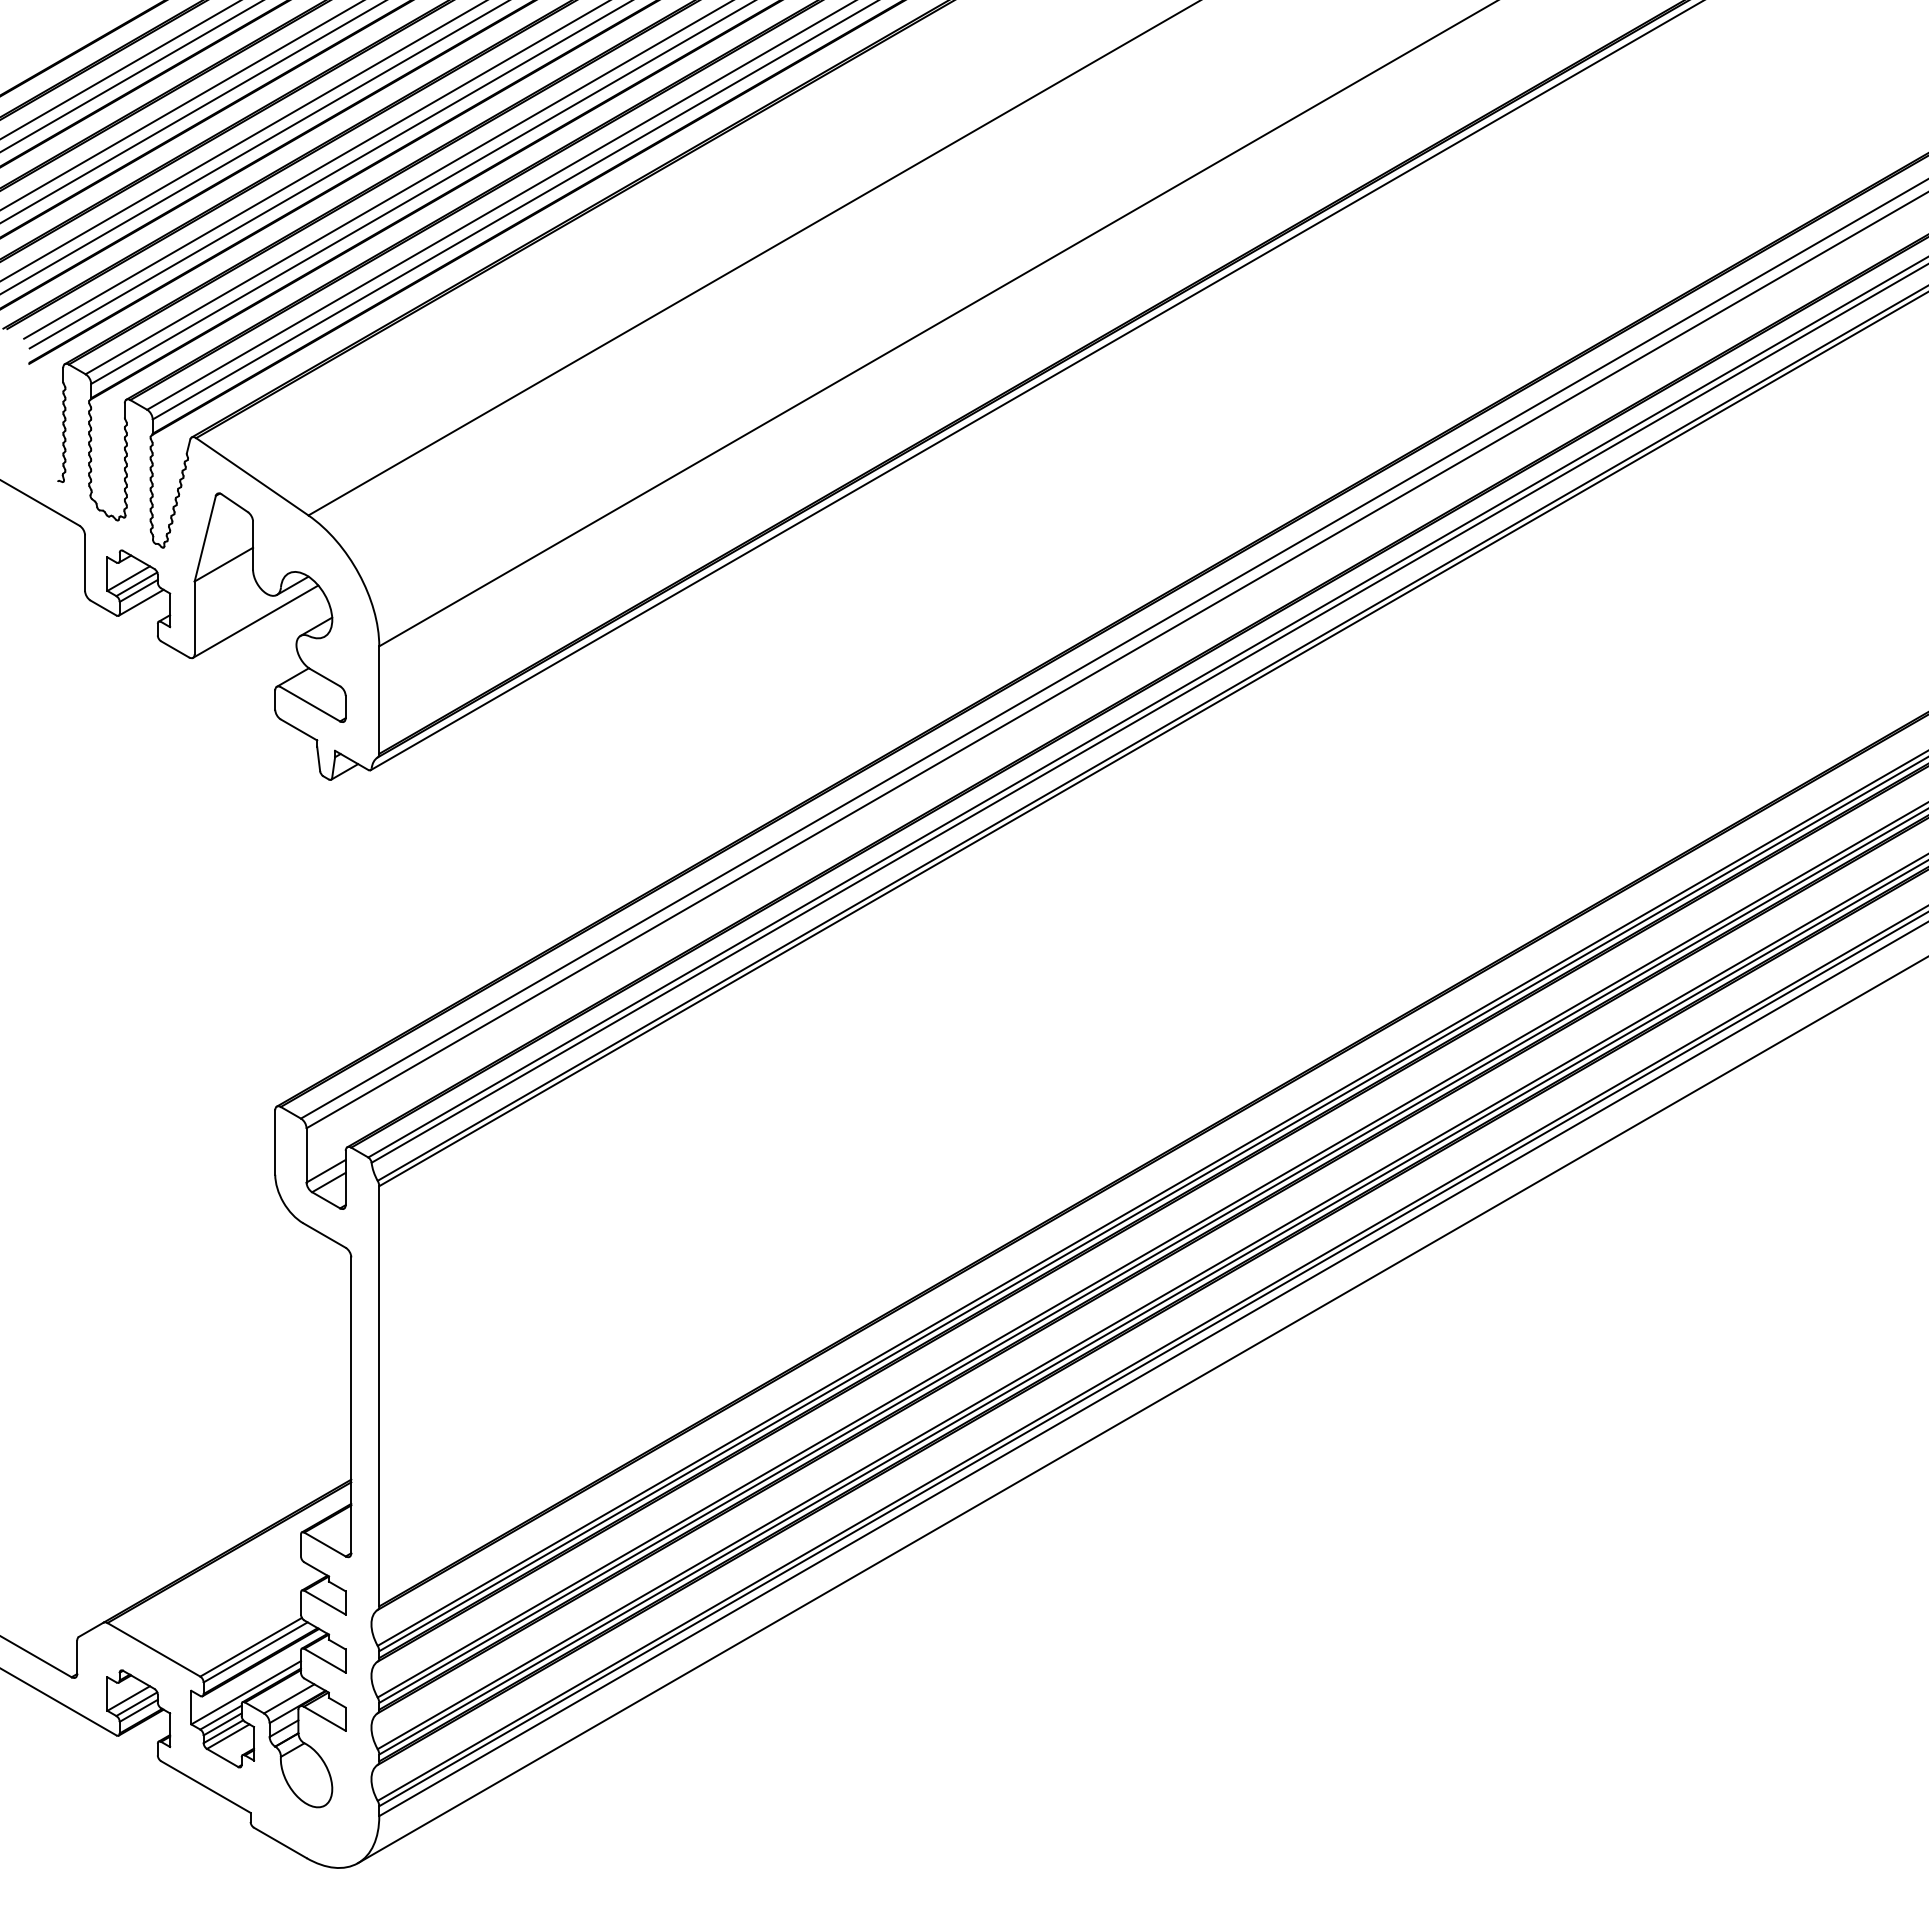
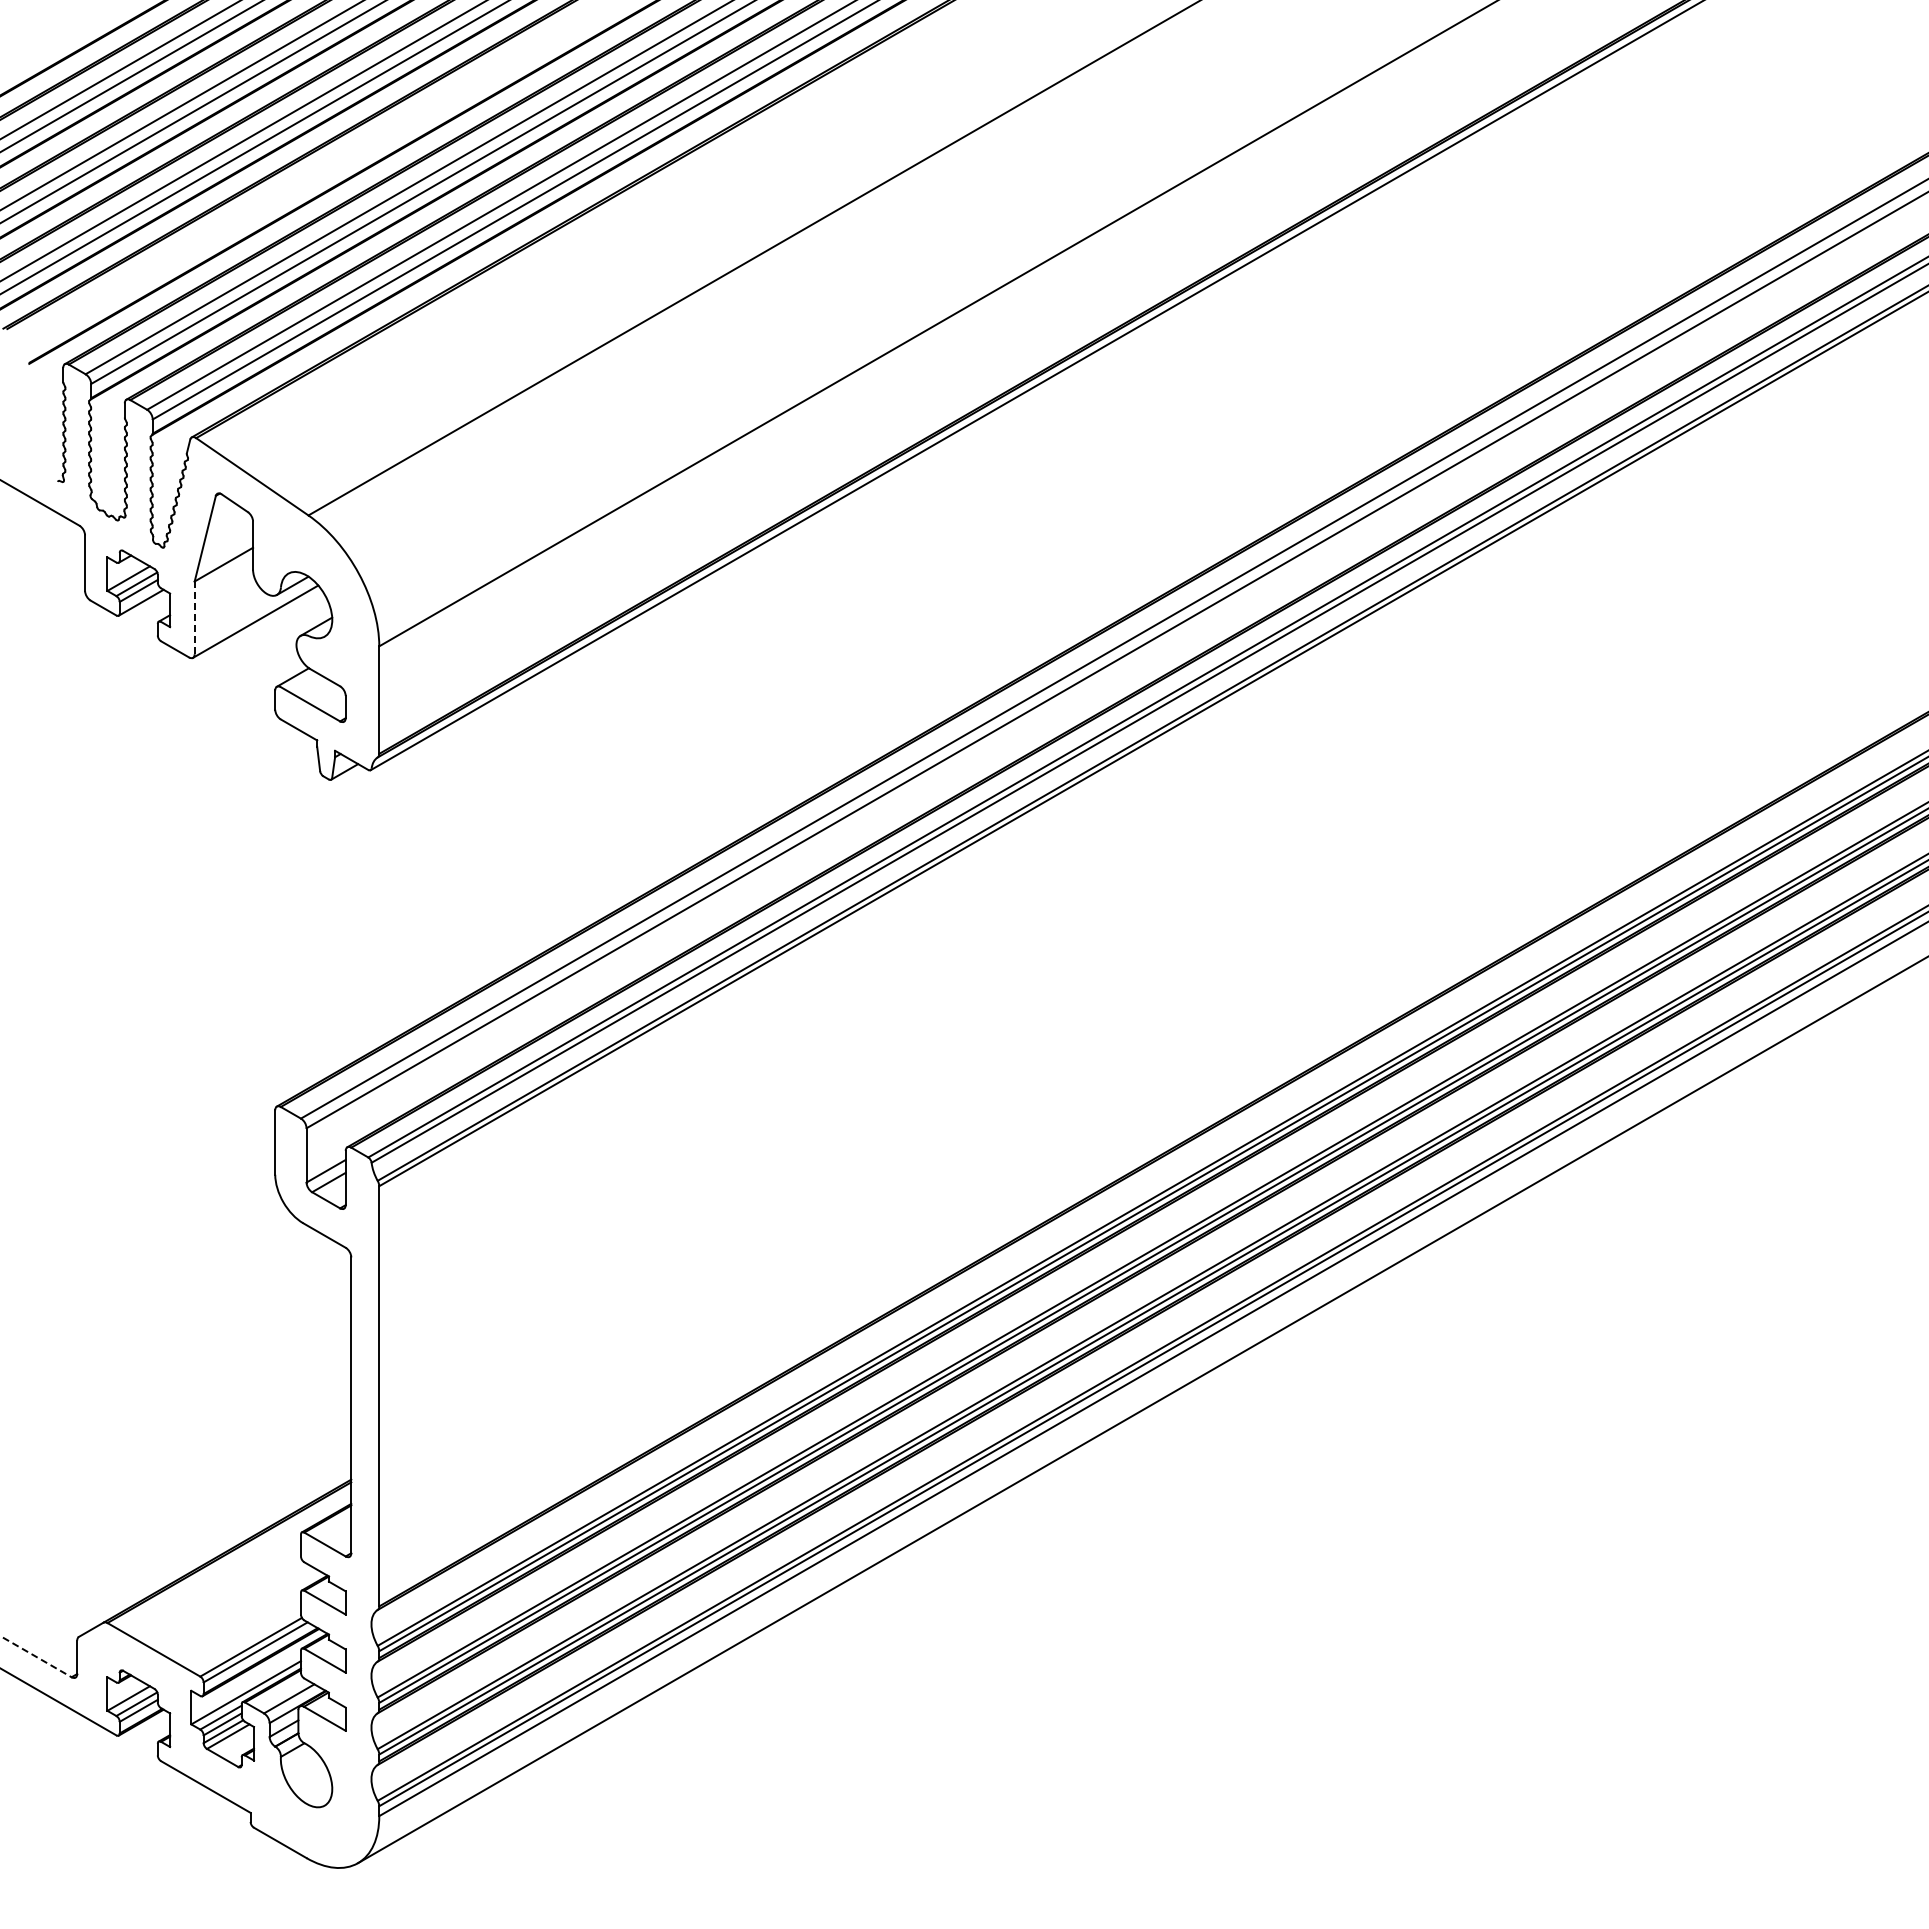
line: present -> none (315, 170)
line: present -> none (329, 175)
line: solid -> dashed (194, 617)
line: solid -> dashed (36, 1656)
